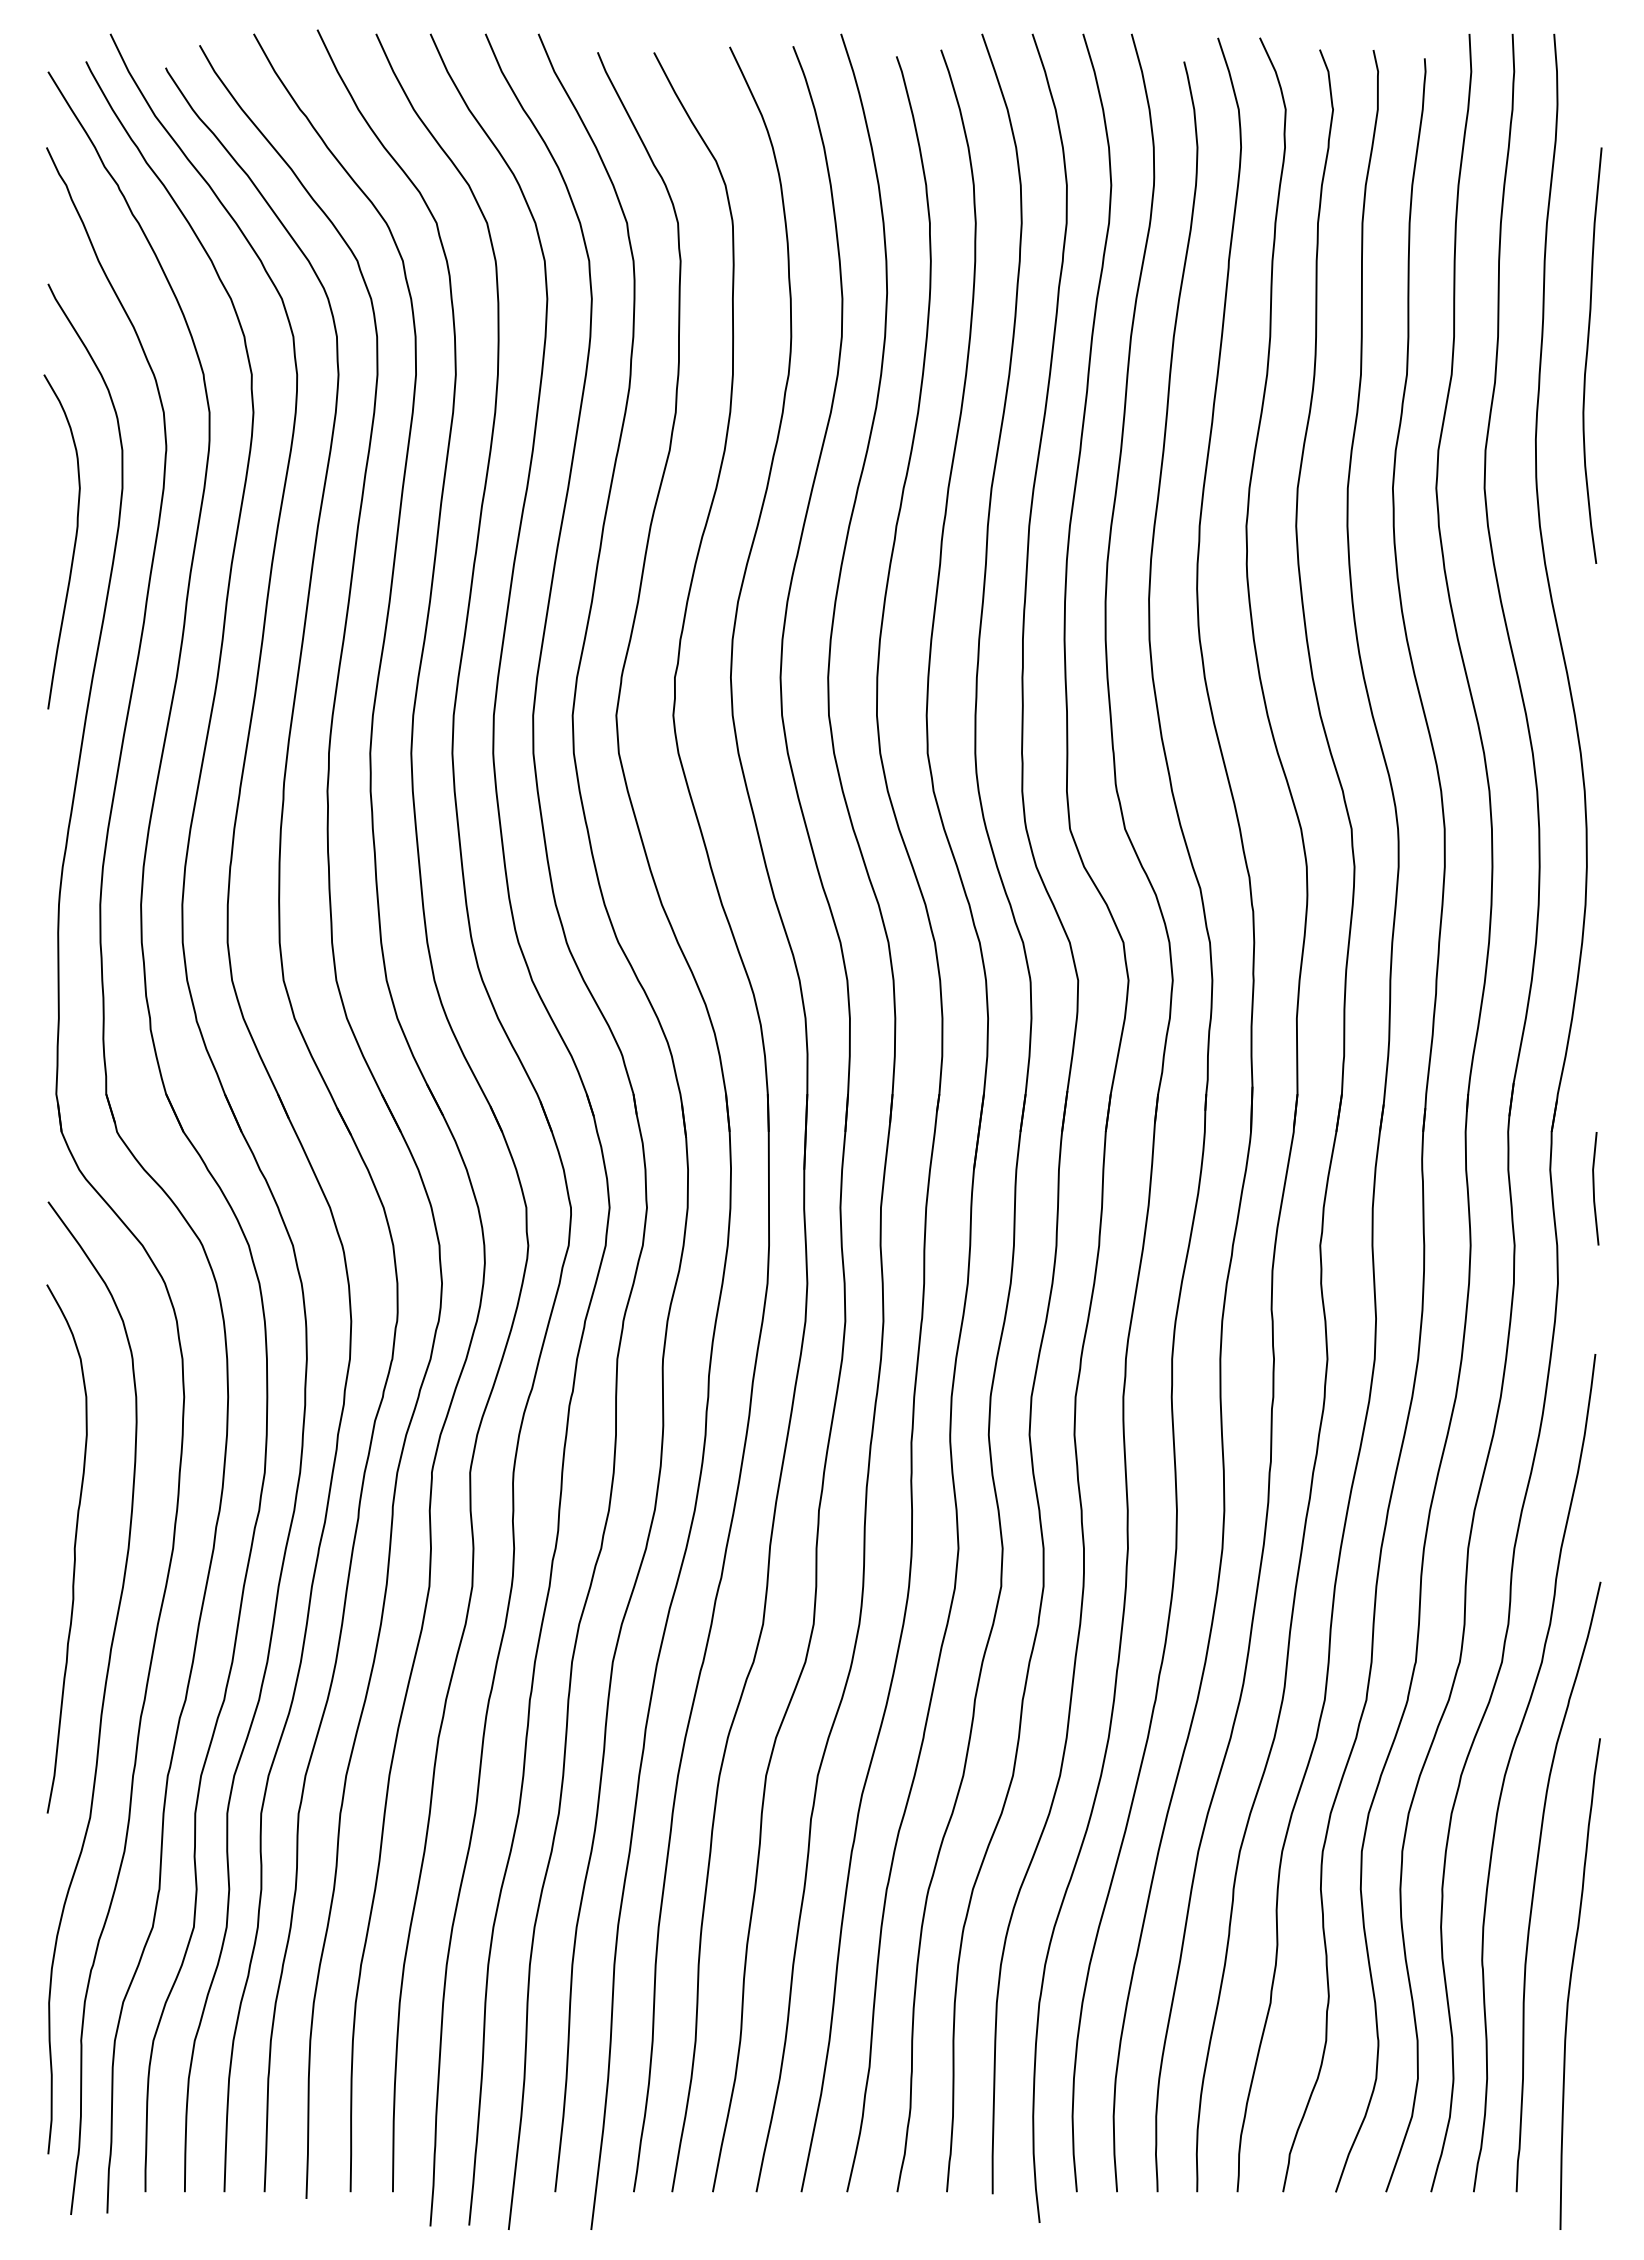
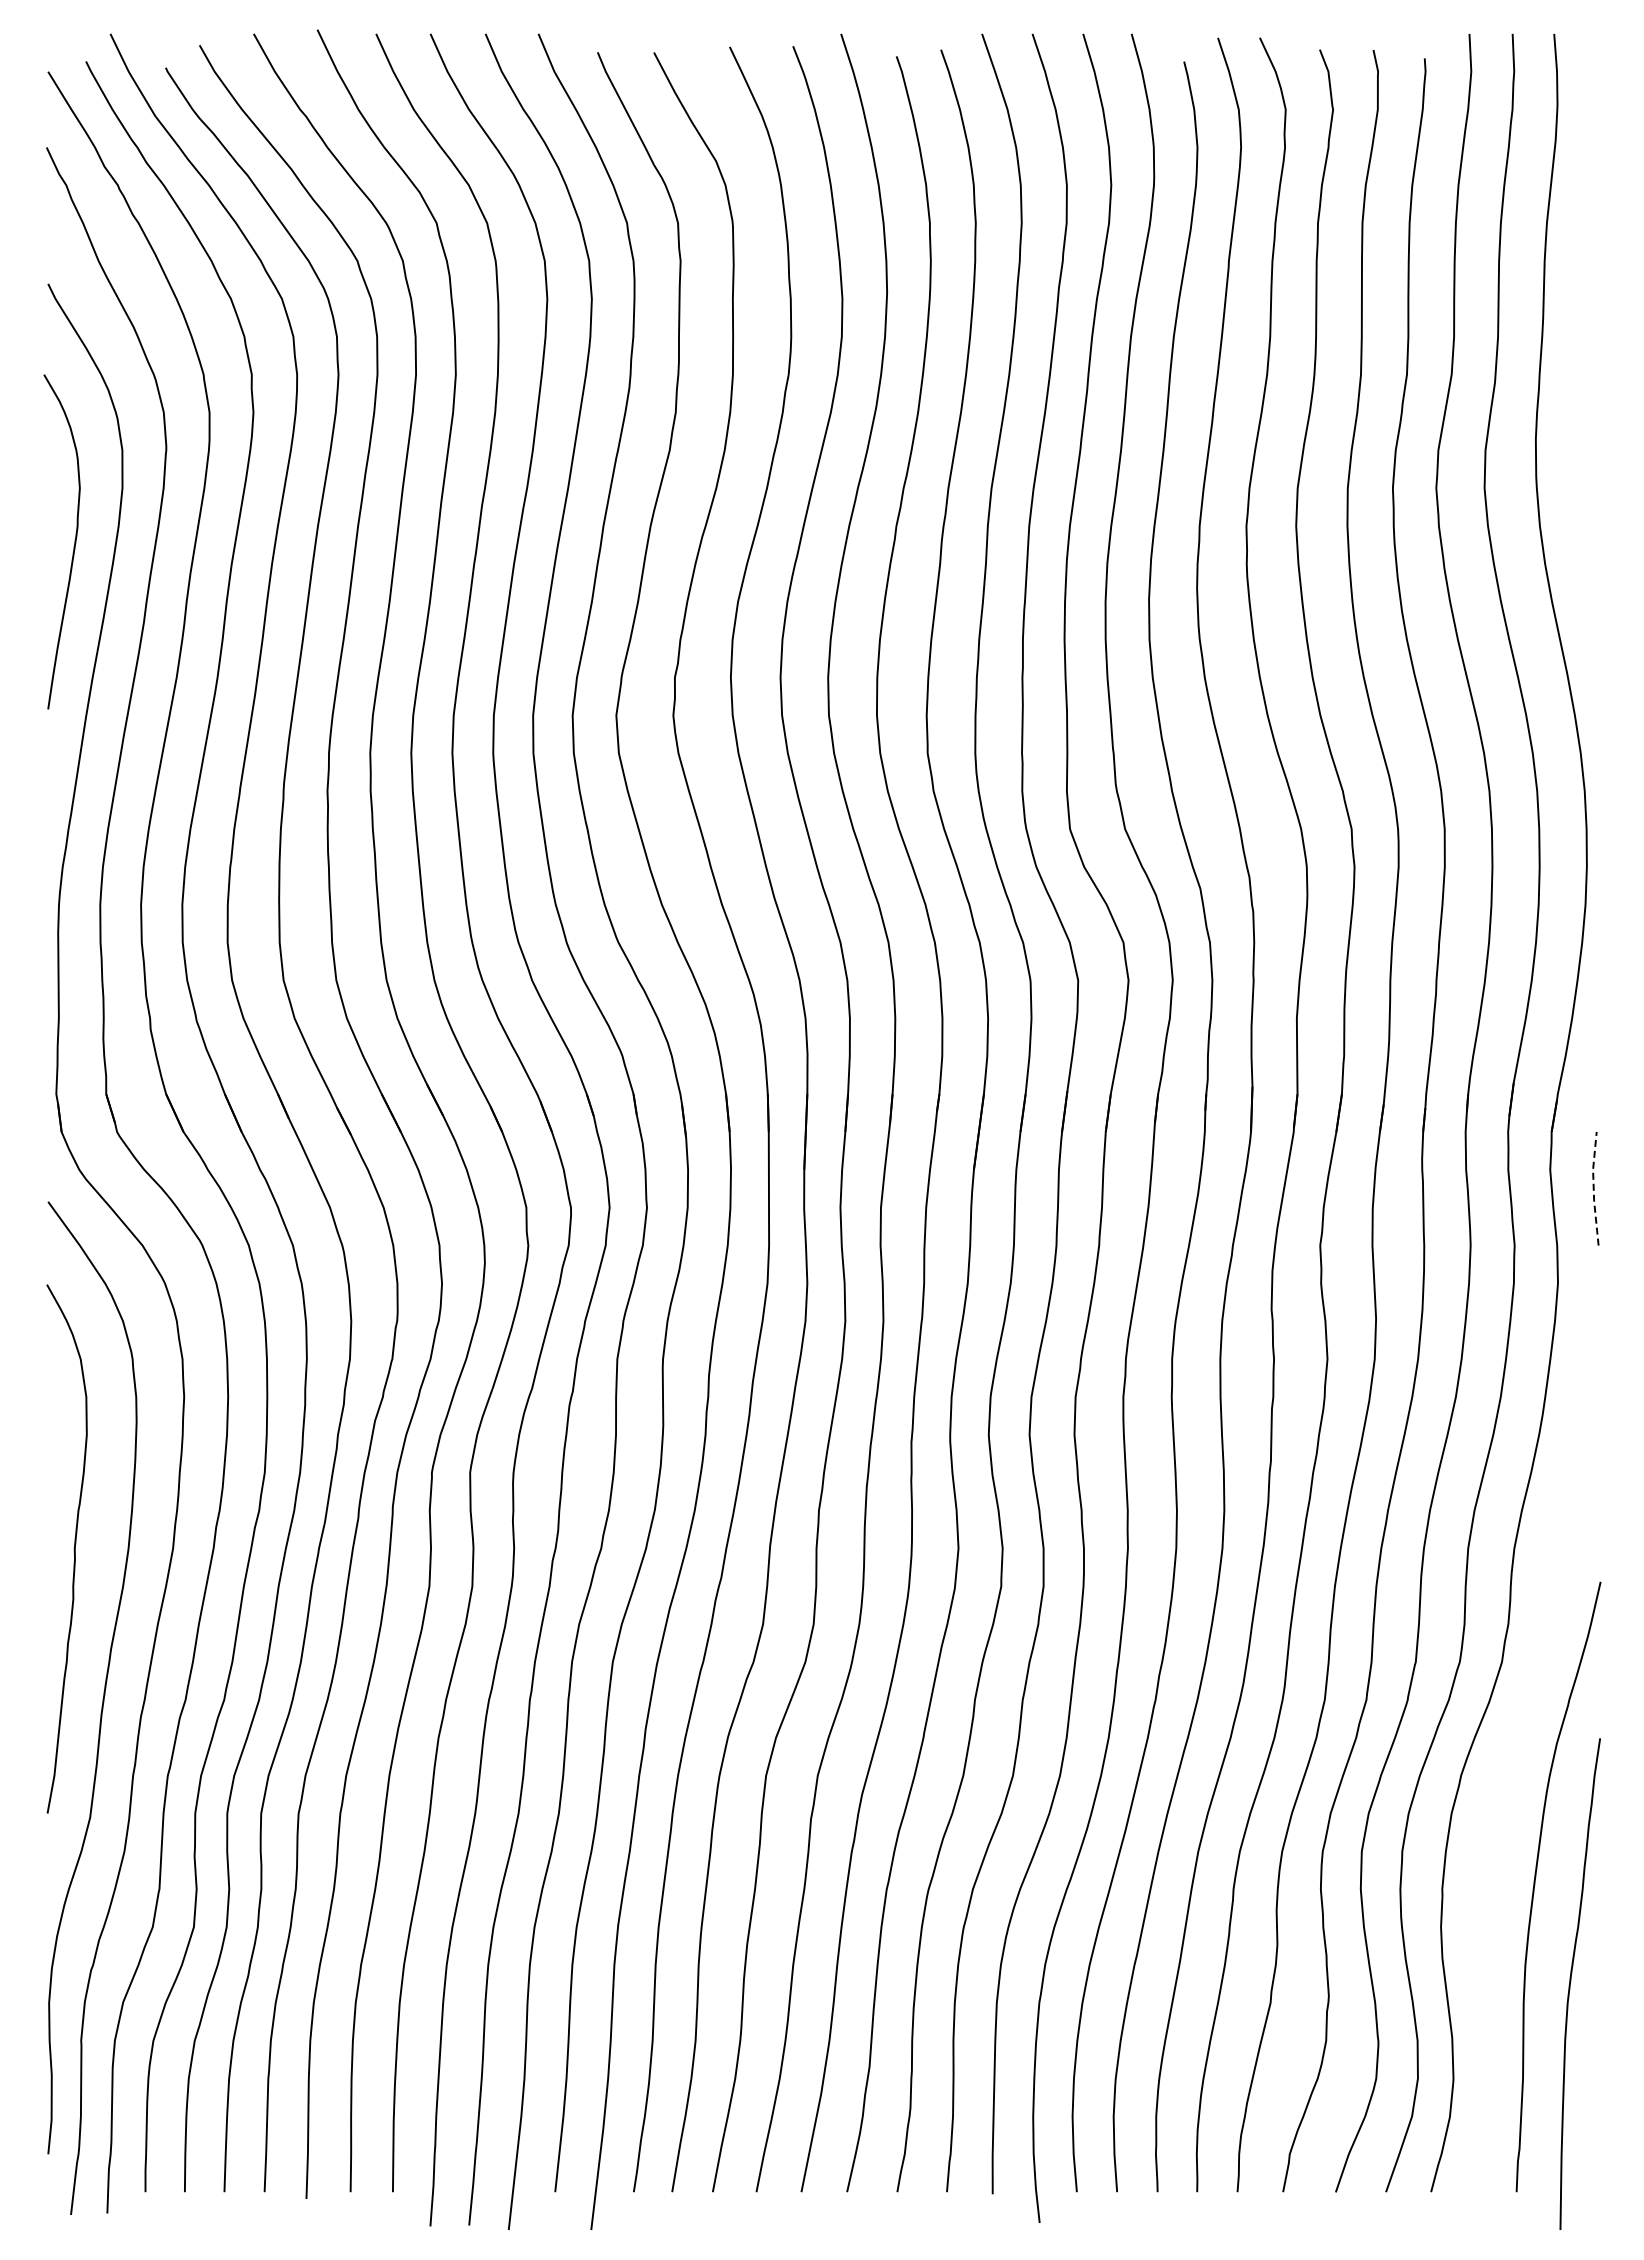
curve: present -> none (1587, 355)
line: solid -> dashed (1593, 1188)
curve: present -> none (1509, 1764)
